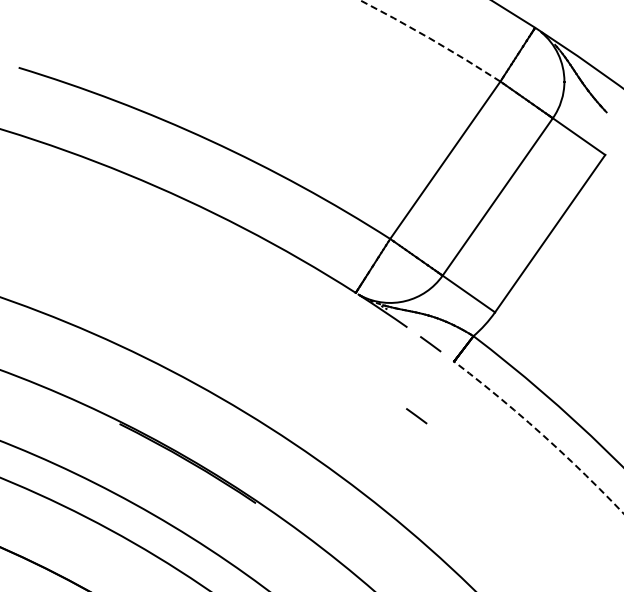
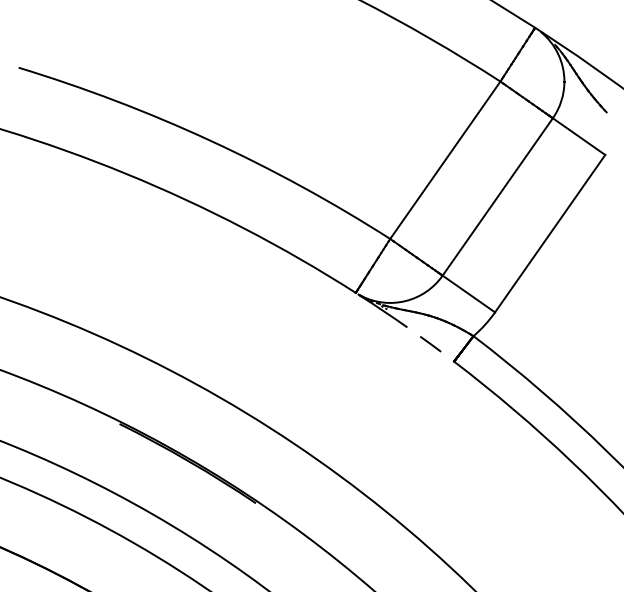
arc: dashed -> solid (430, 38)
line: present -> none (416, 416)
arc: dashed -> solid (542, 434)
